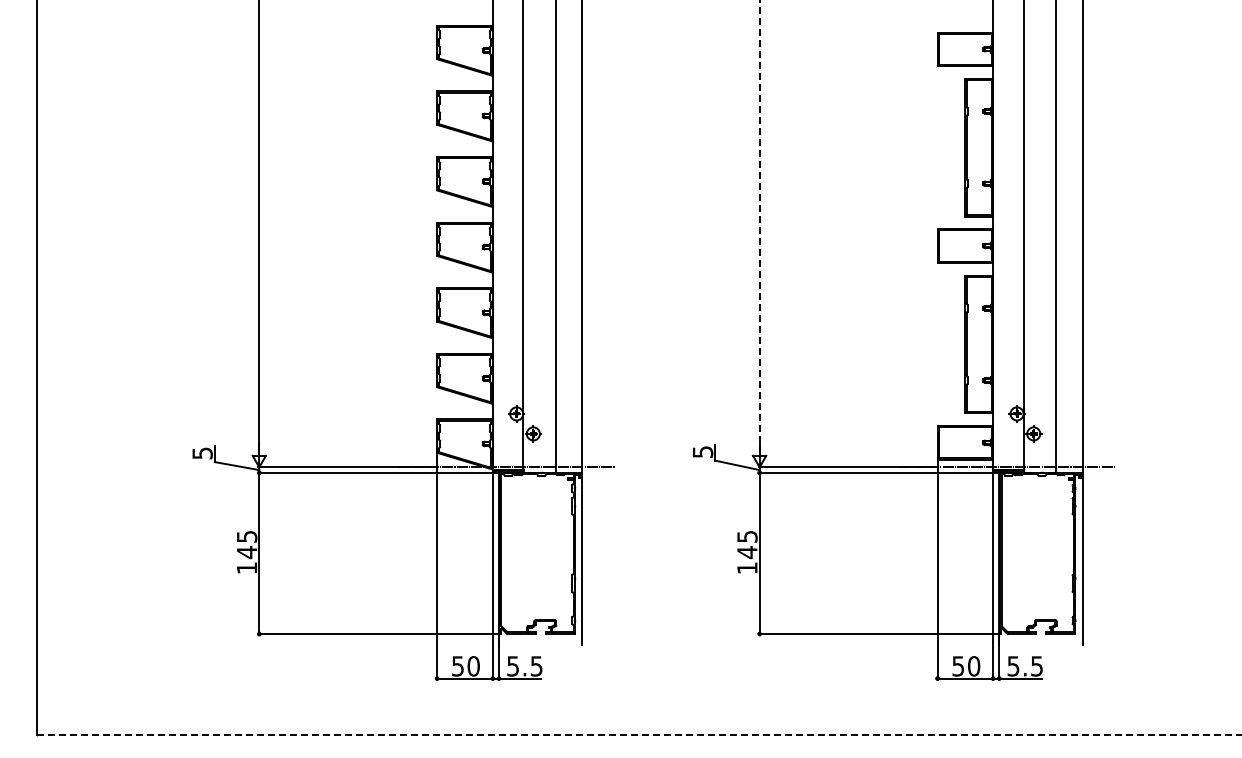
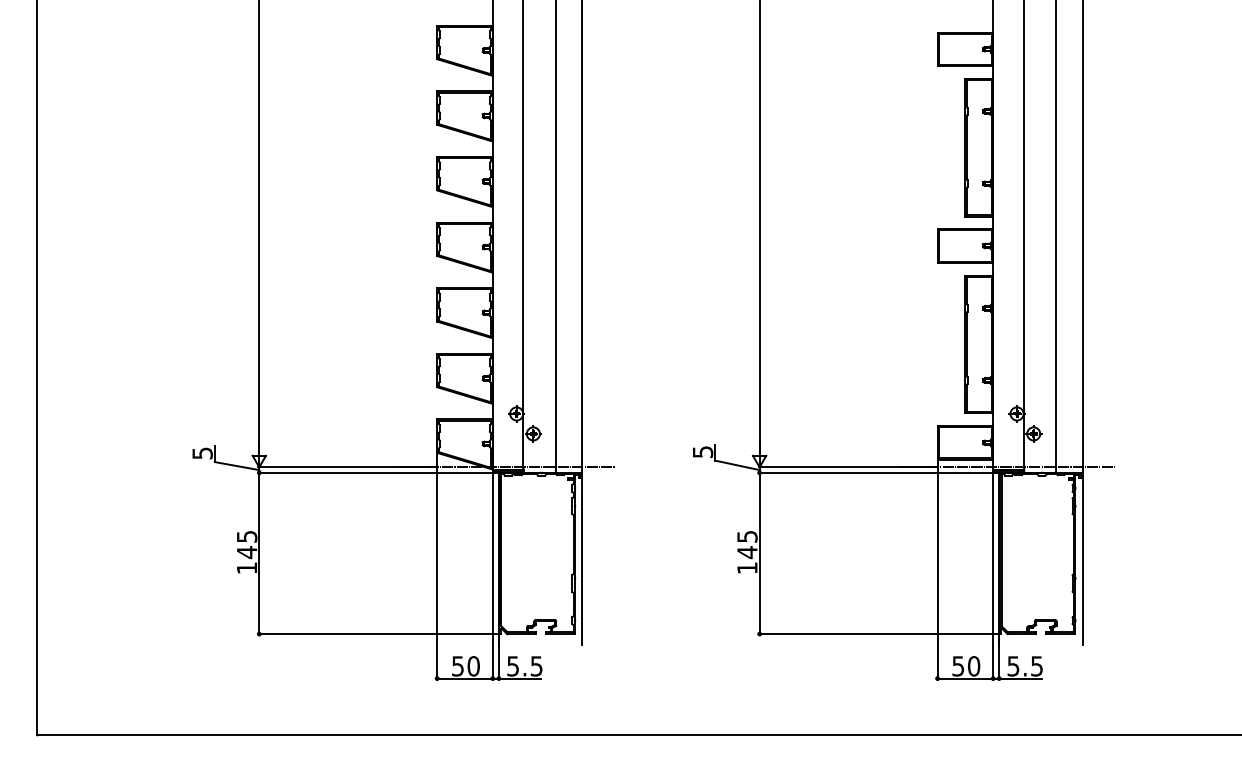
line: dashed -> solid (759, 226)
line: dashed -> solid (639, 735)
